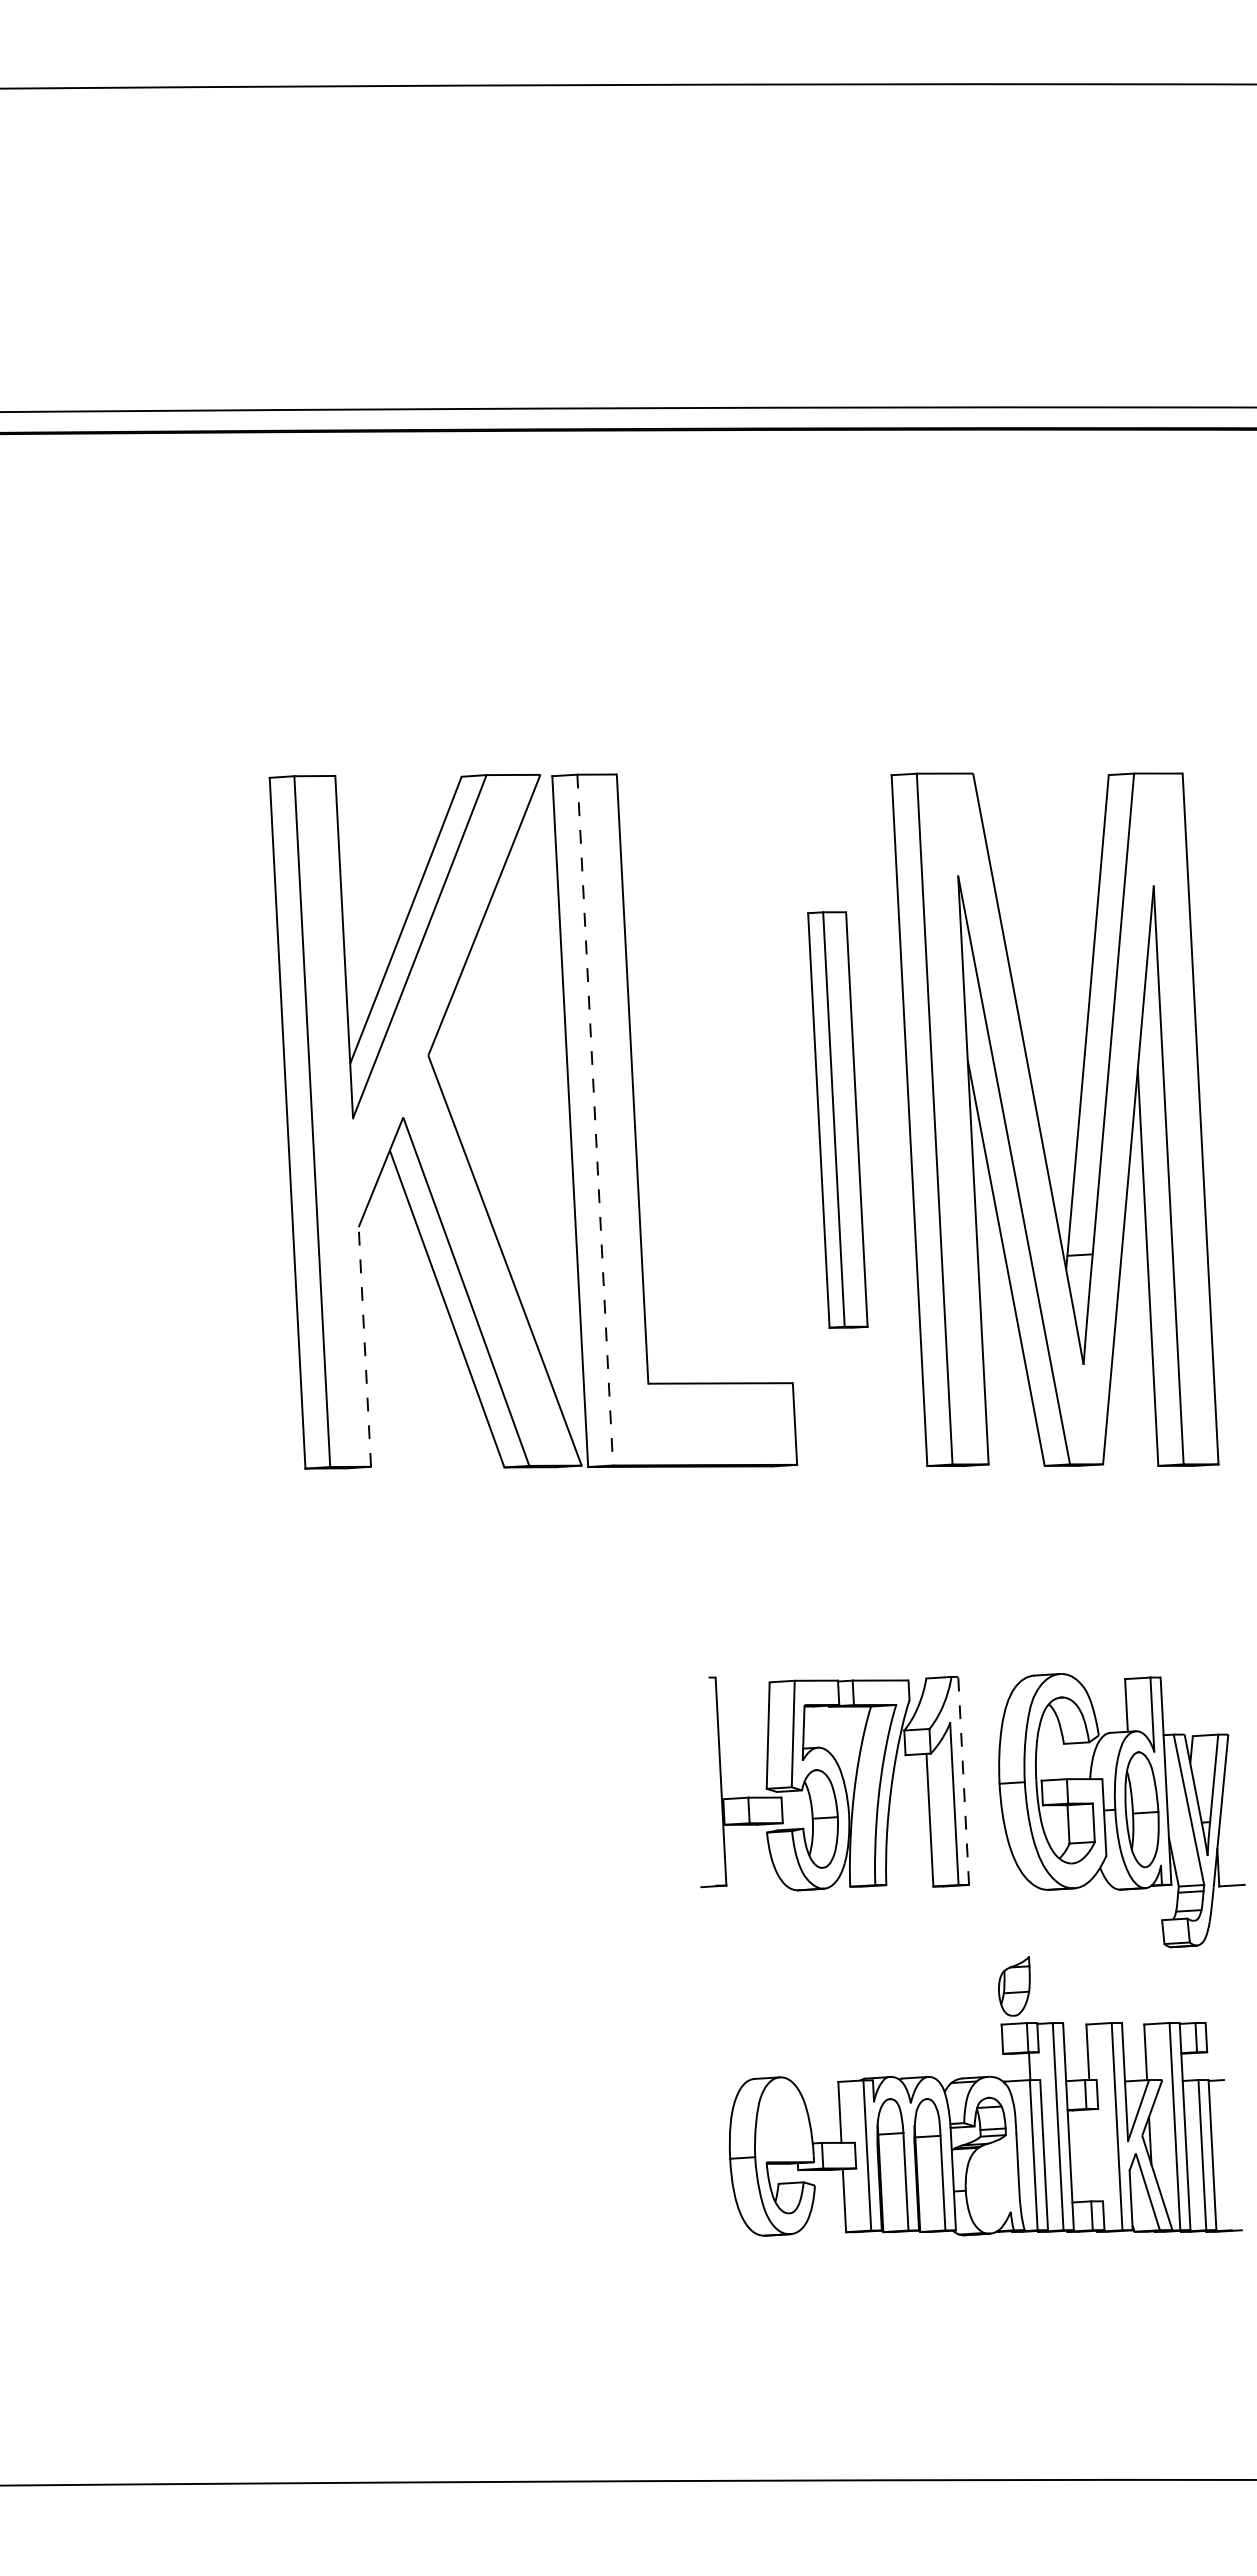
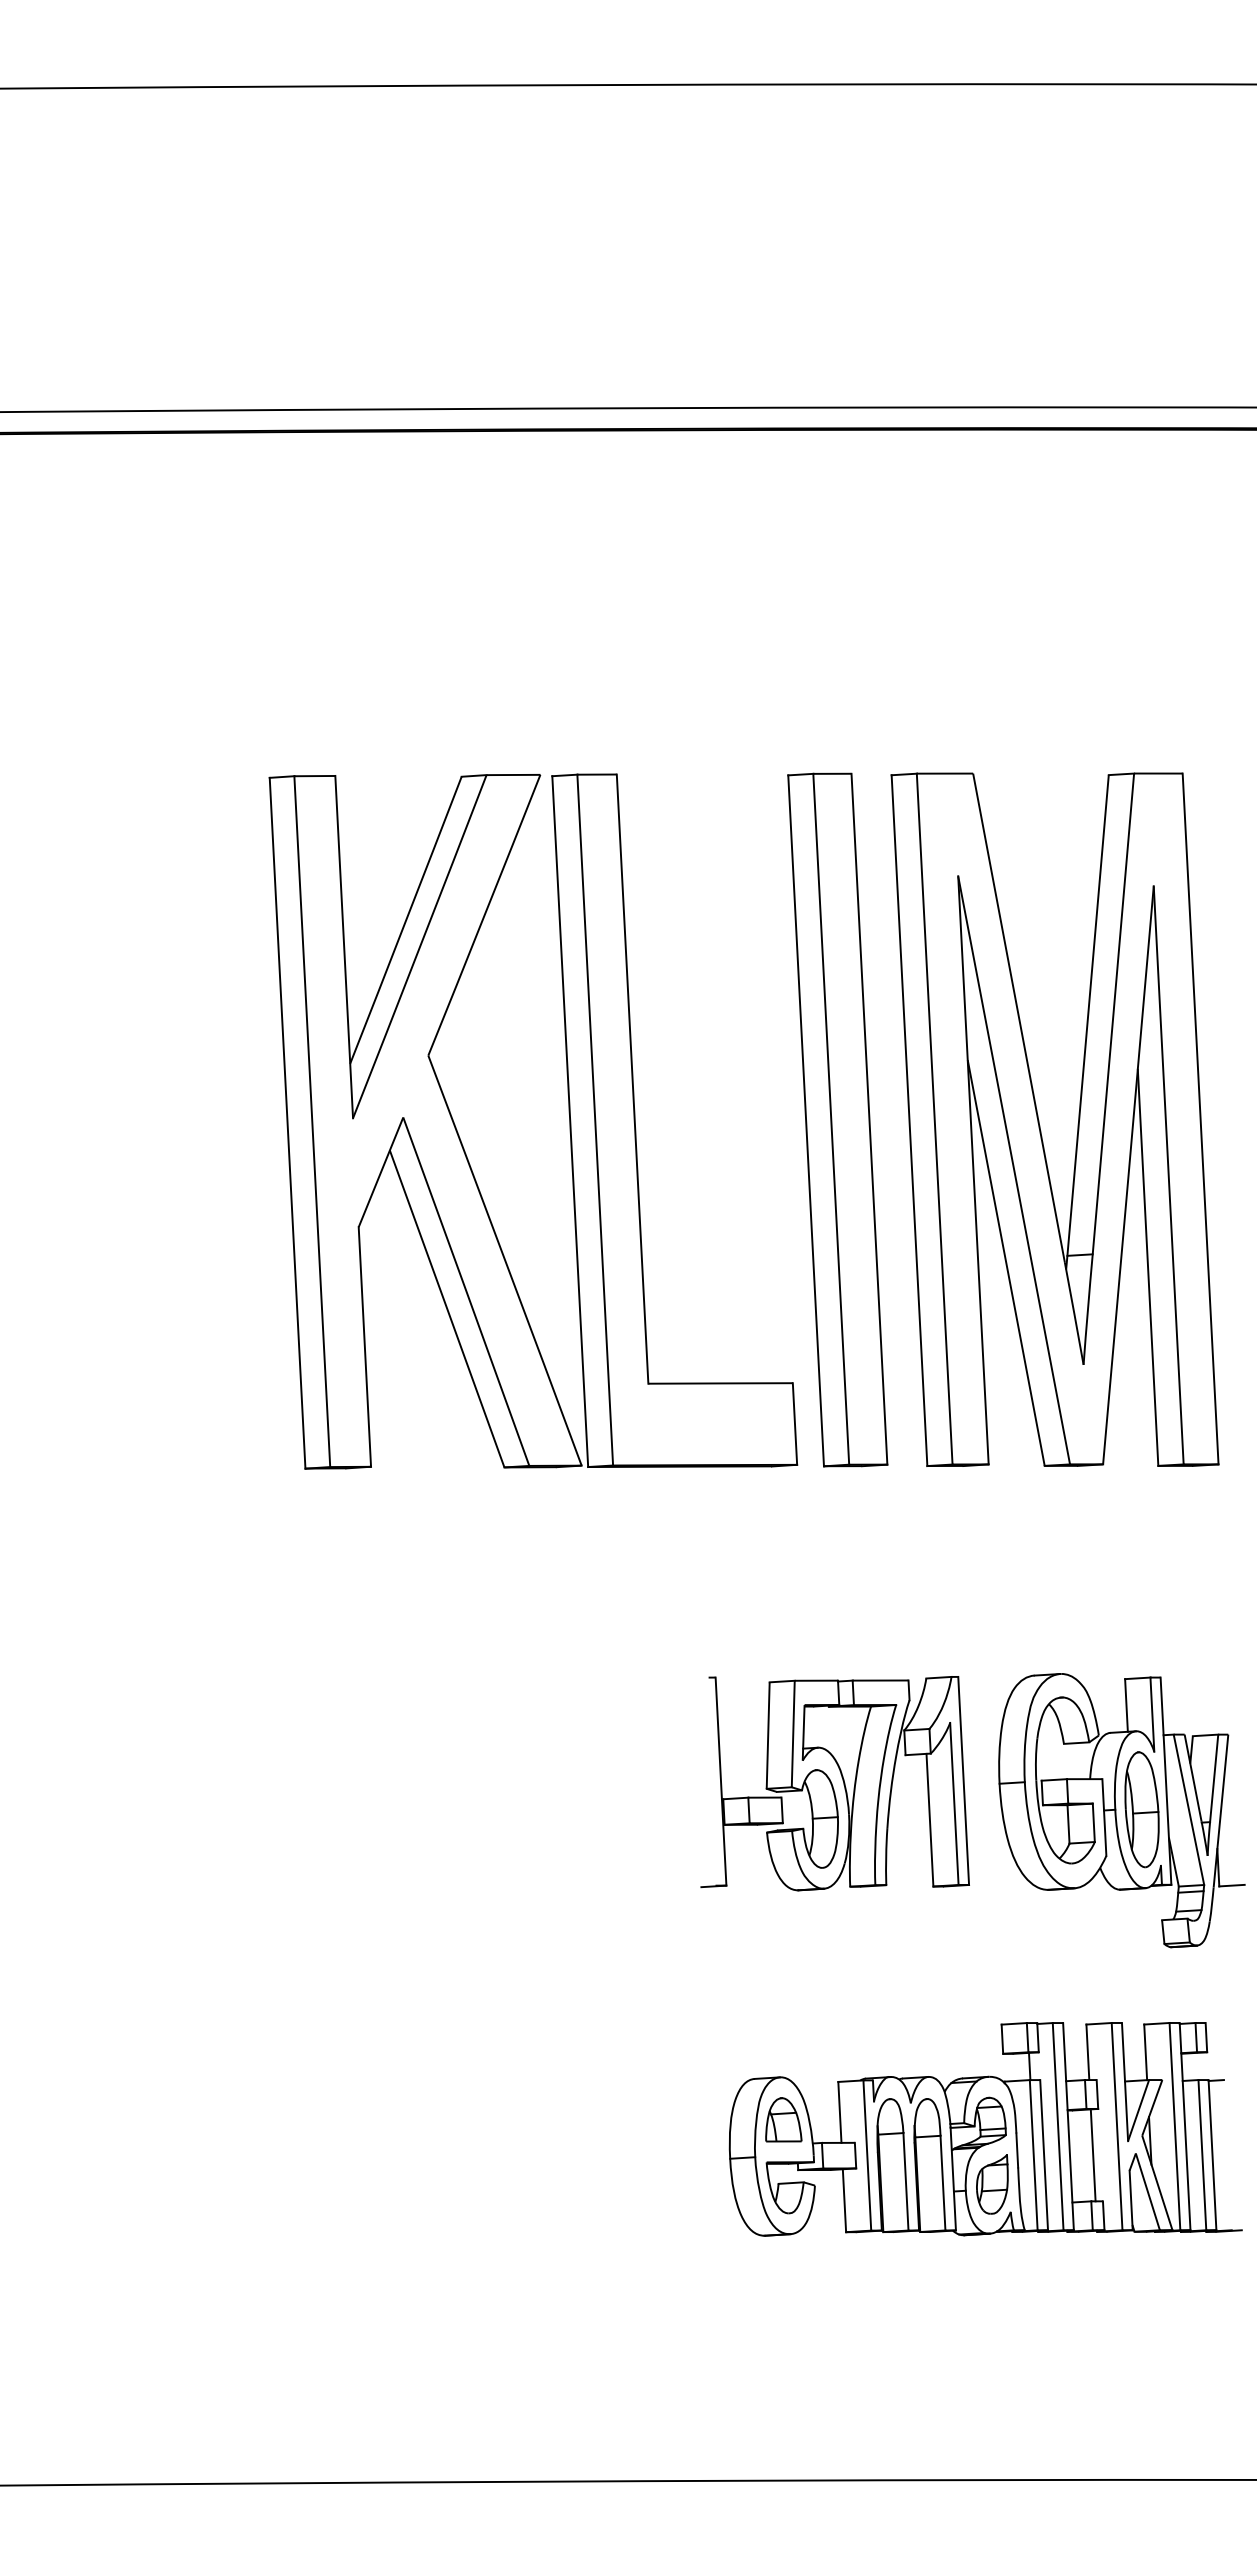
part size: 62x418 px -> 102x696 px (837, 1119)
line: dashed -> solid (595, 1120)
line: dashed -> solid (364, 1346)
line: dashed -> solid (963, 1780)
part position: (1014, 1986) -> (992, 2184) (992, 2184)
part: none -> present (783, 2119)
line: none -> present (1092, 2155)
